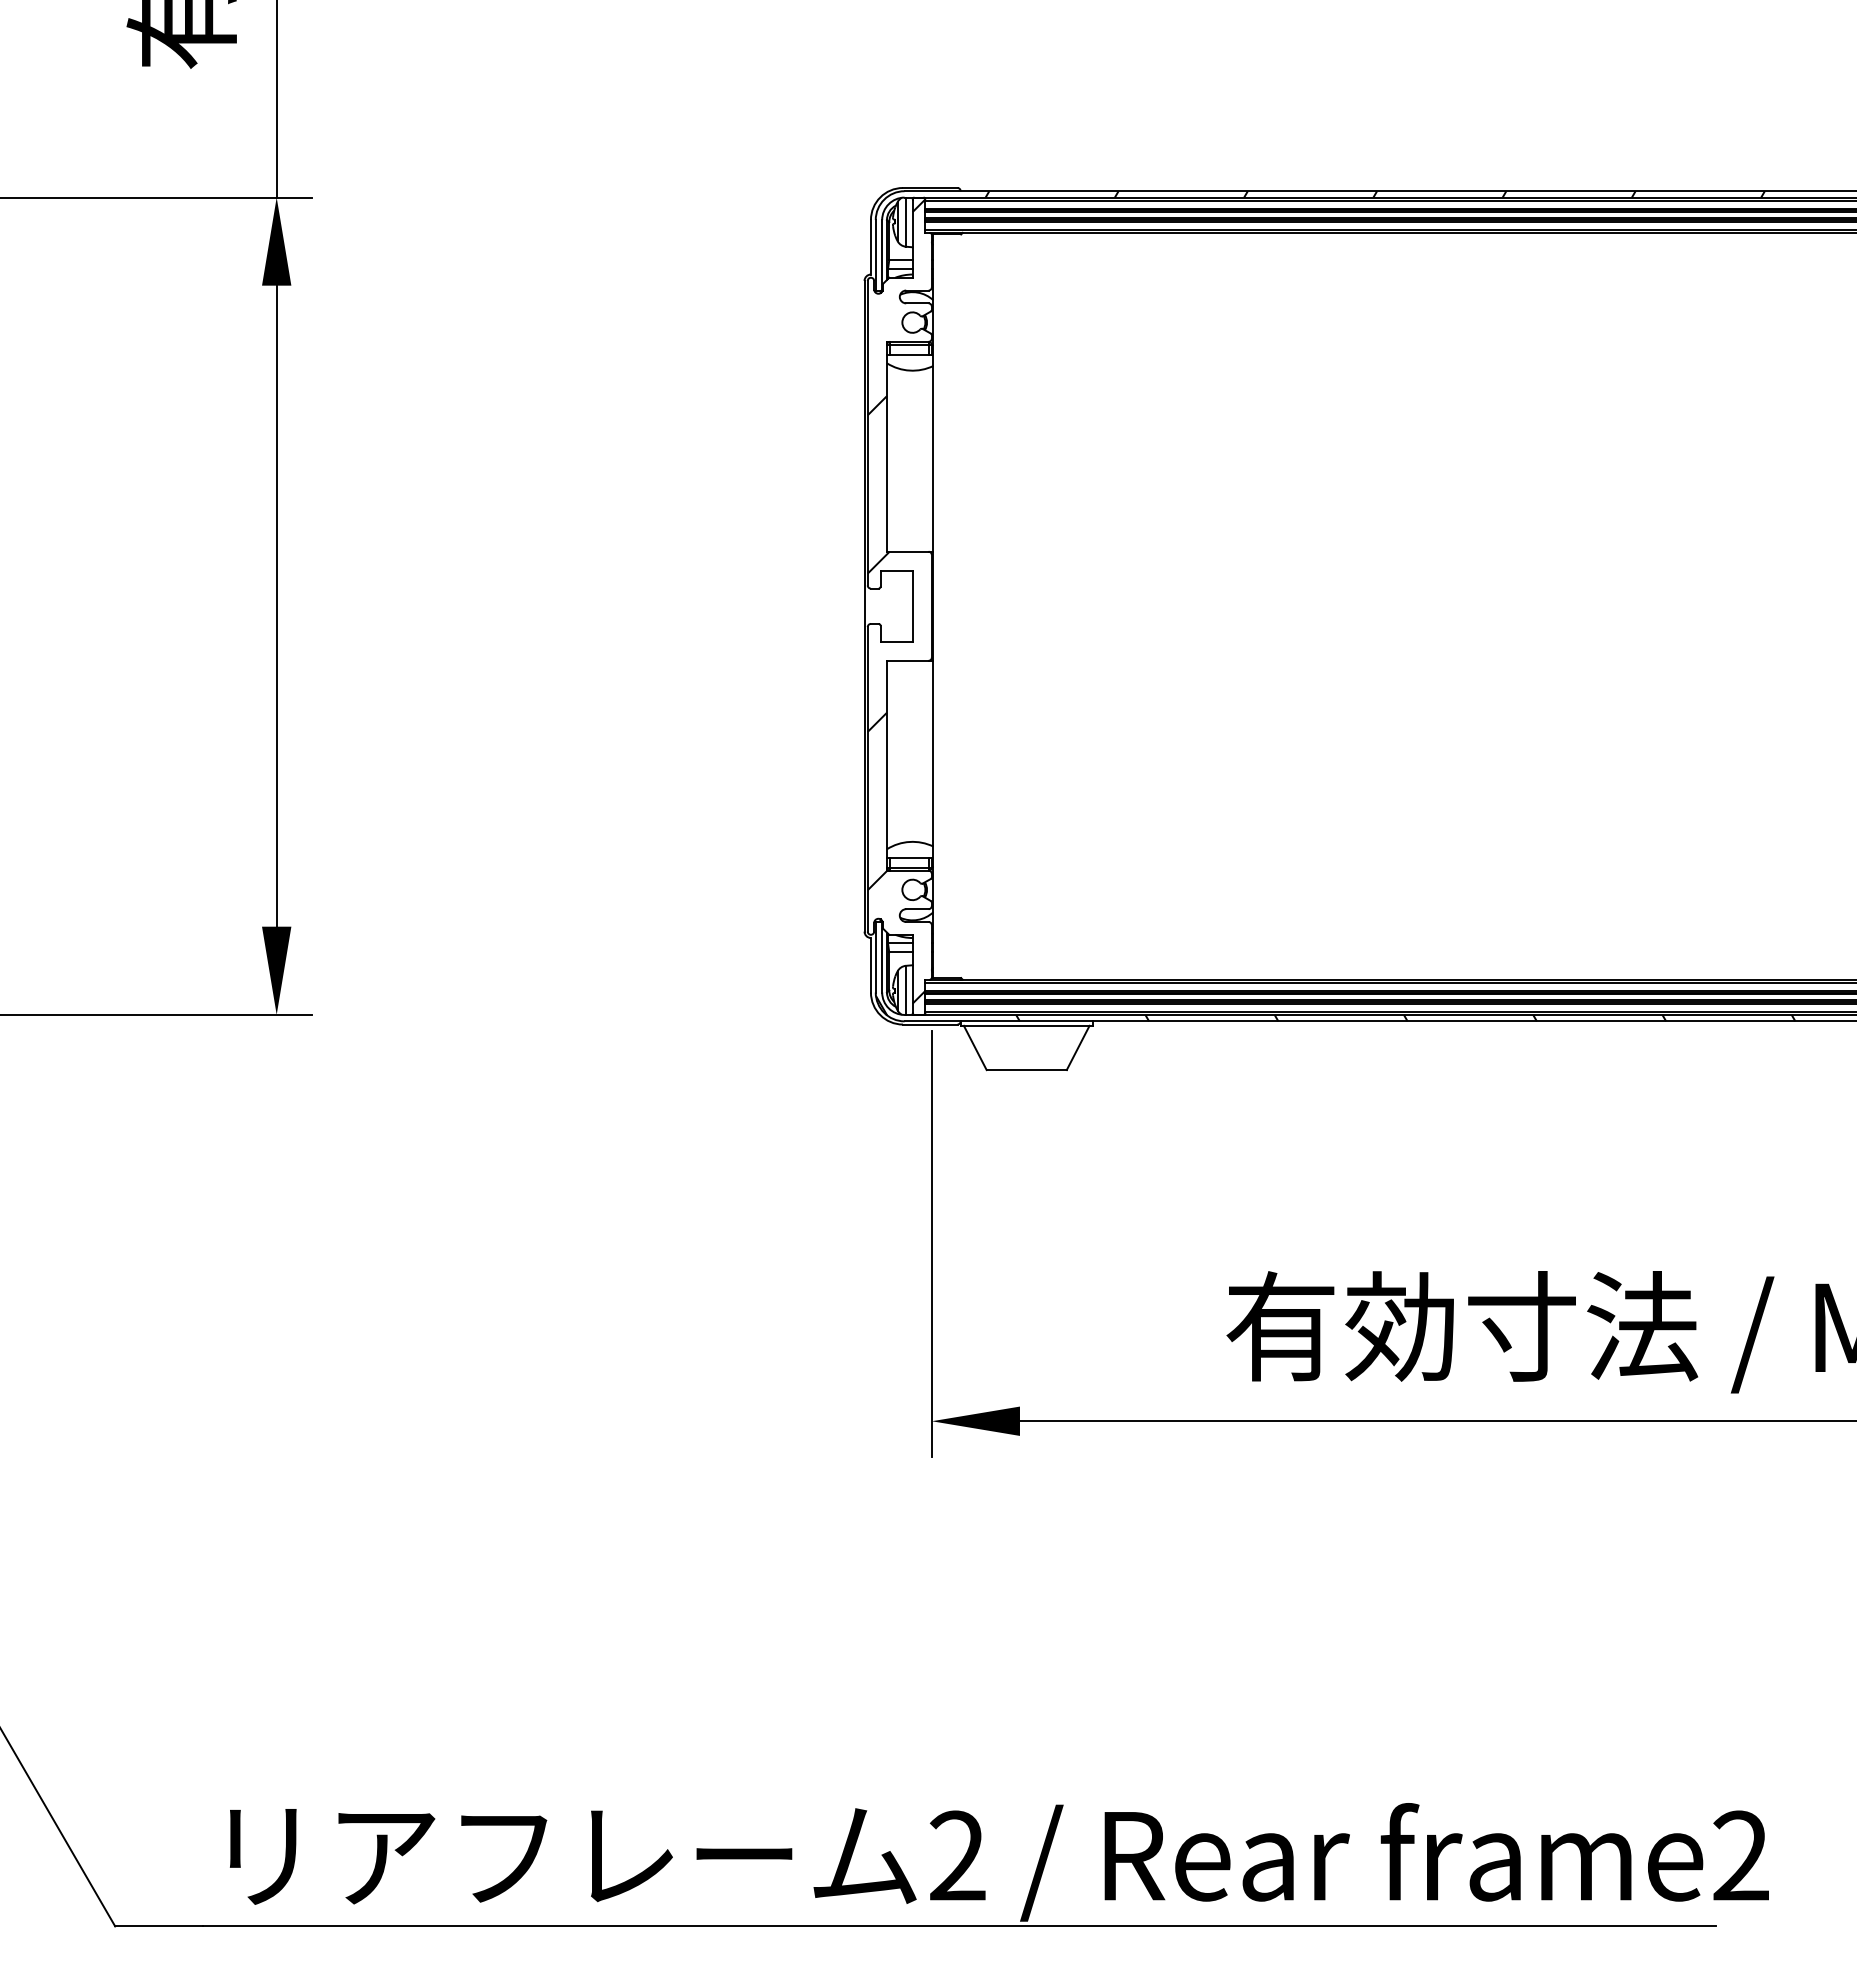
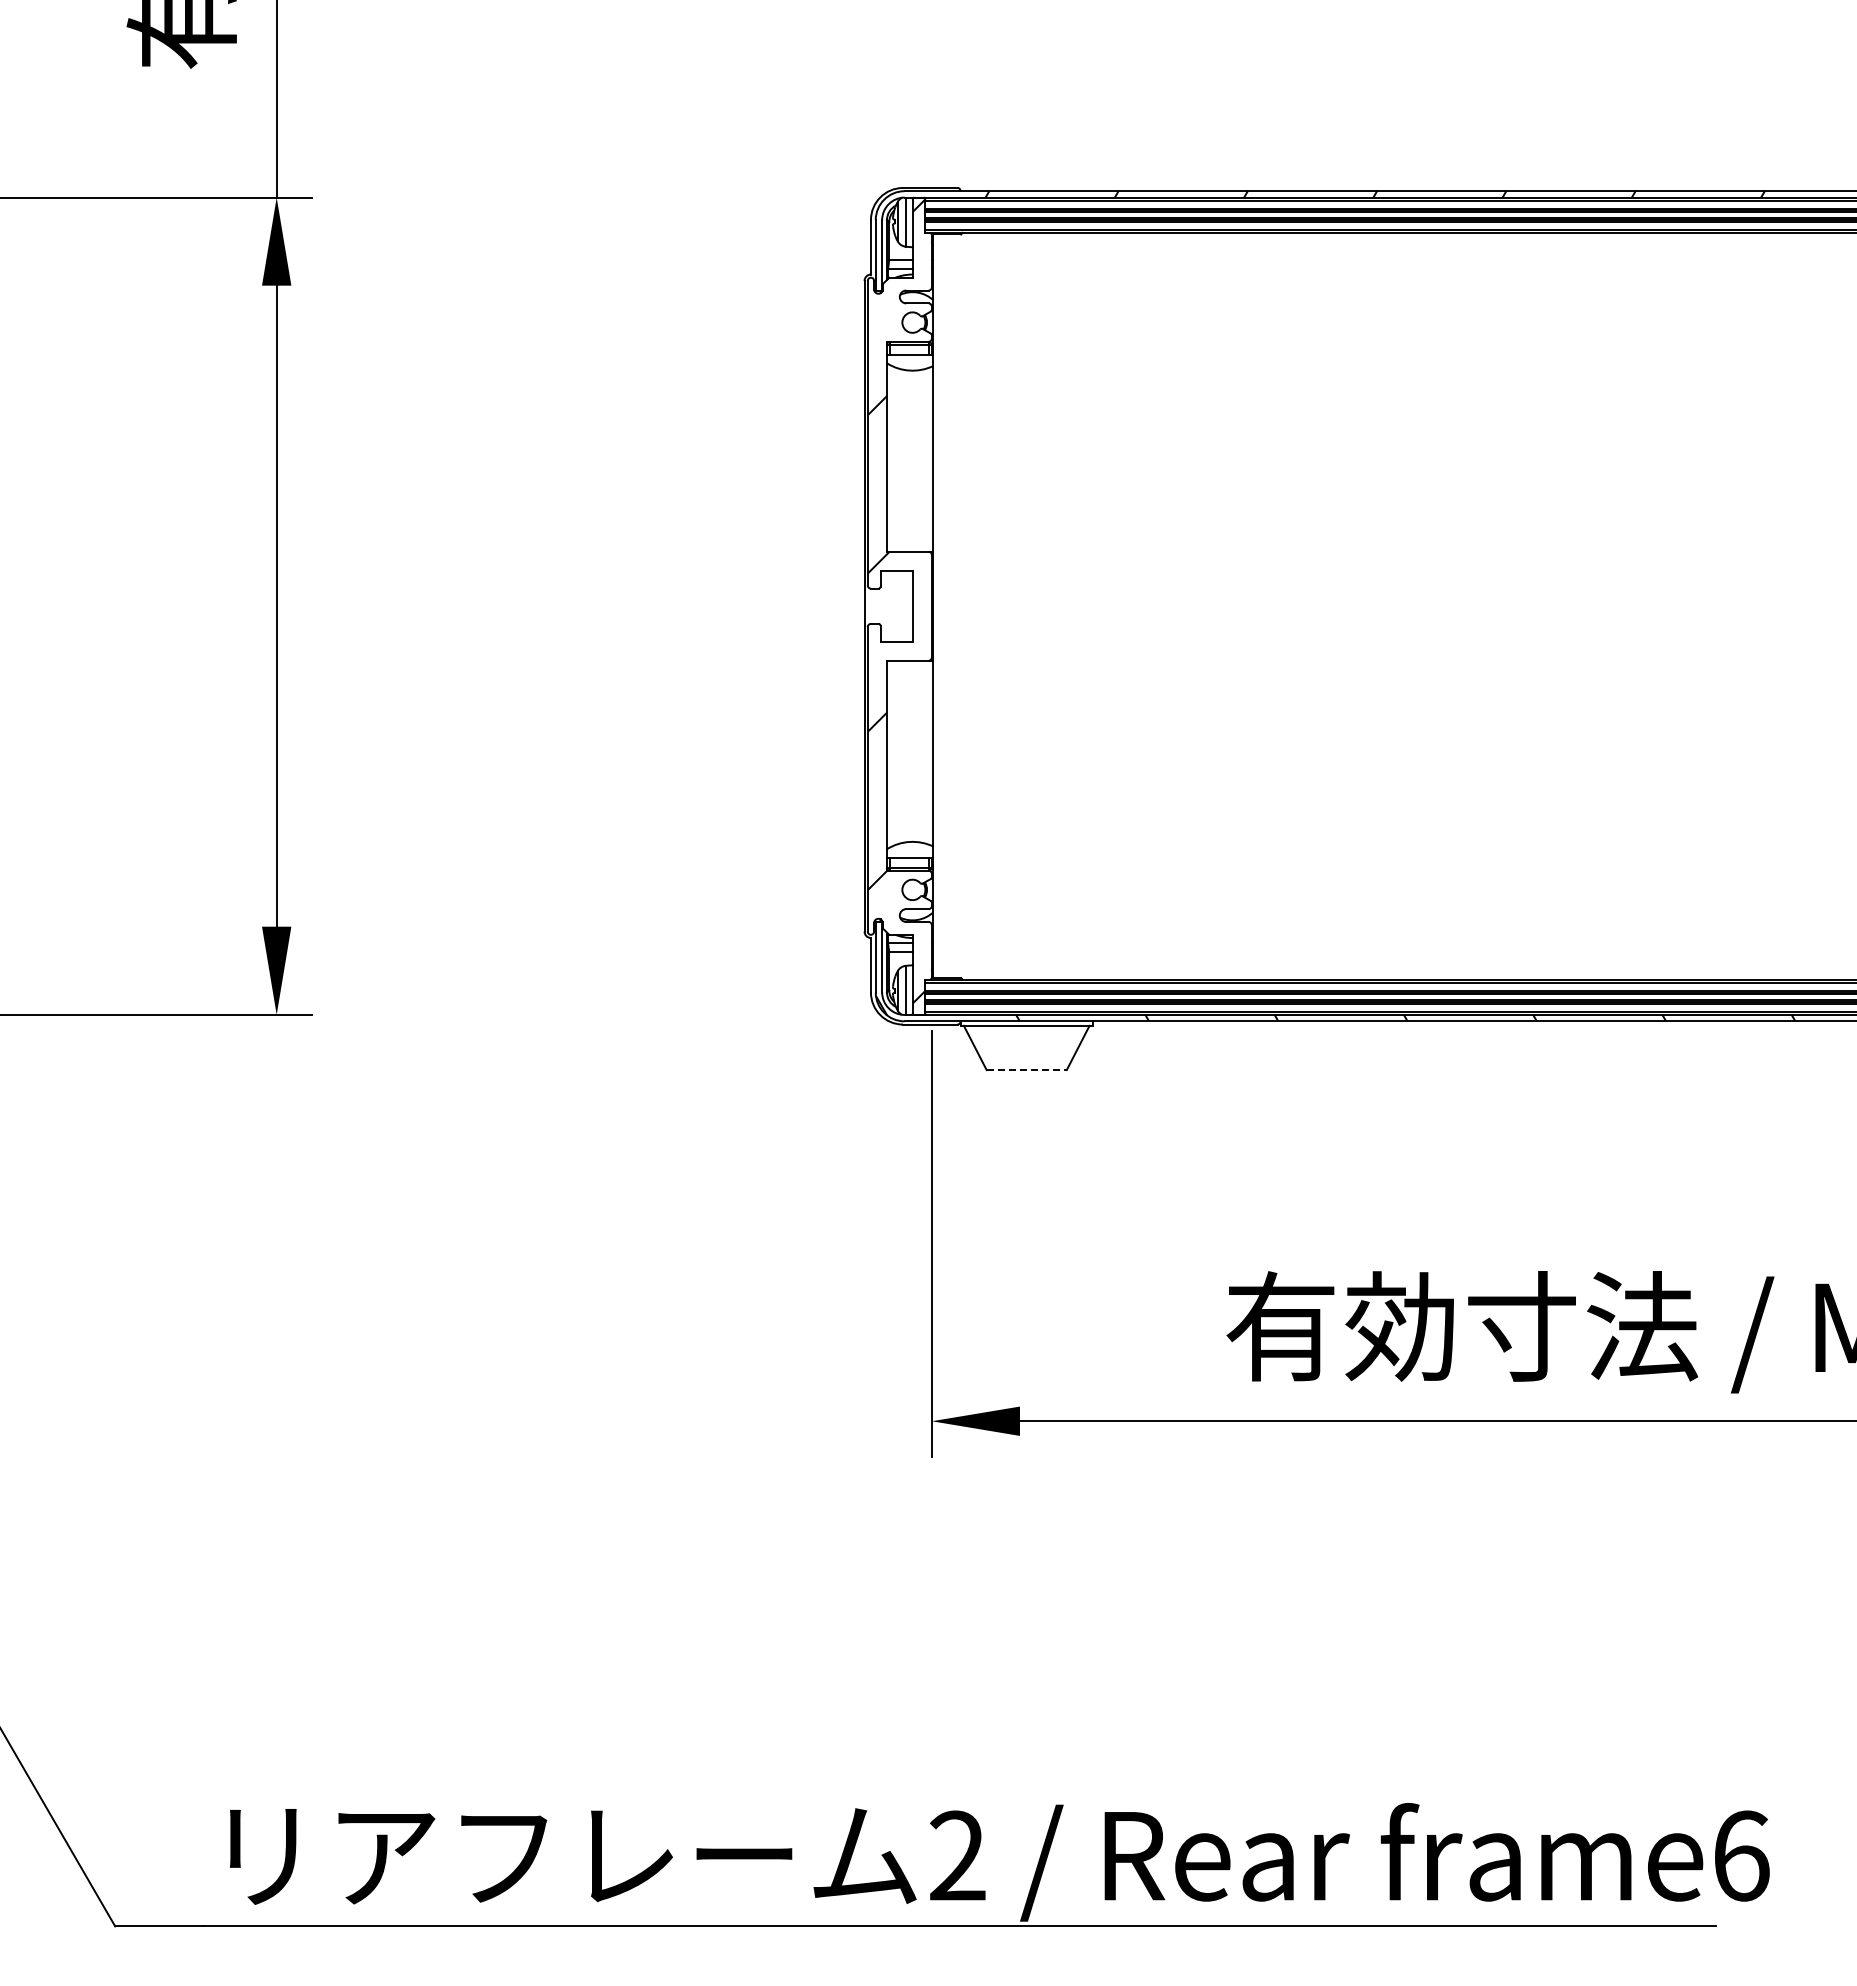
line: solid -> dashed (1027, 1070)
text: frame2 -> frame6 (1741, 1855)
